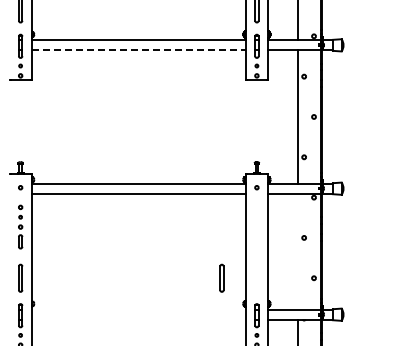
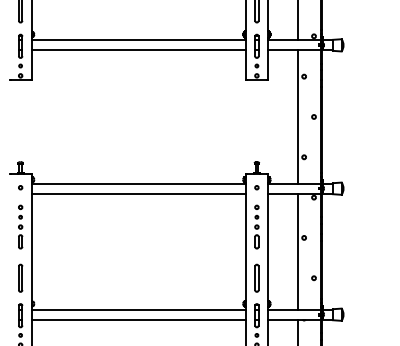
line: dashed -> solid (139, 50)
part: none -> present (256, 226)
line: none -> present (298, 251)
part position: (221, 277) -> (256, 277) (256, 277)
line: none -> present (138, 309)
line: none -> present (138, 319)
